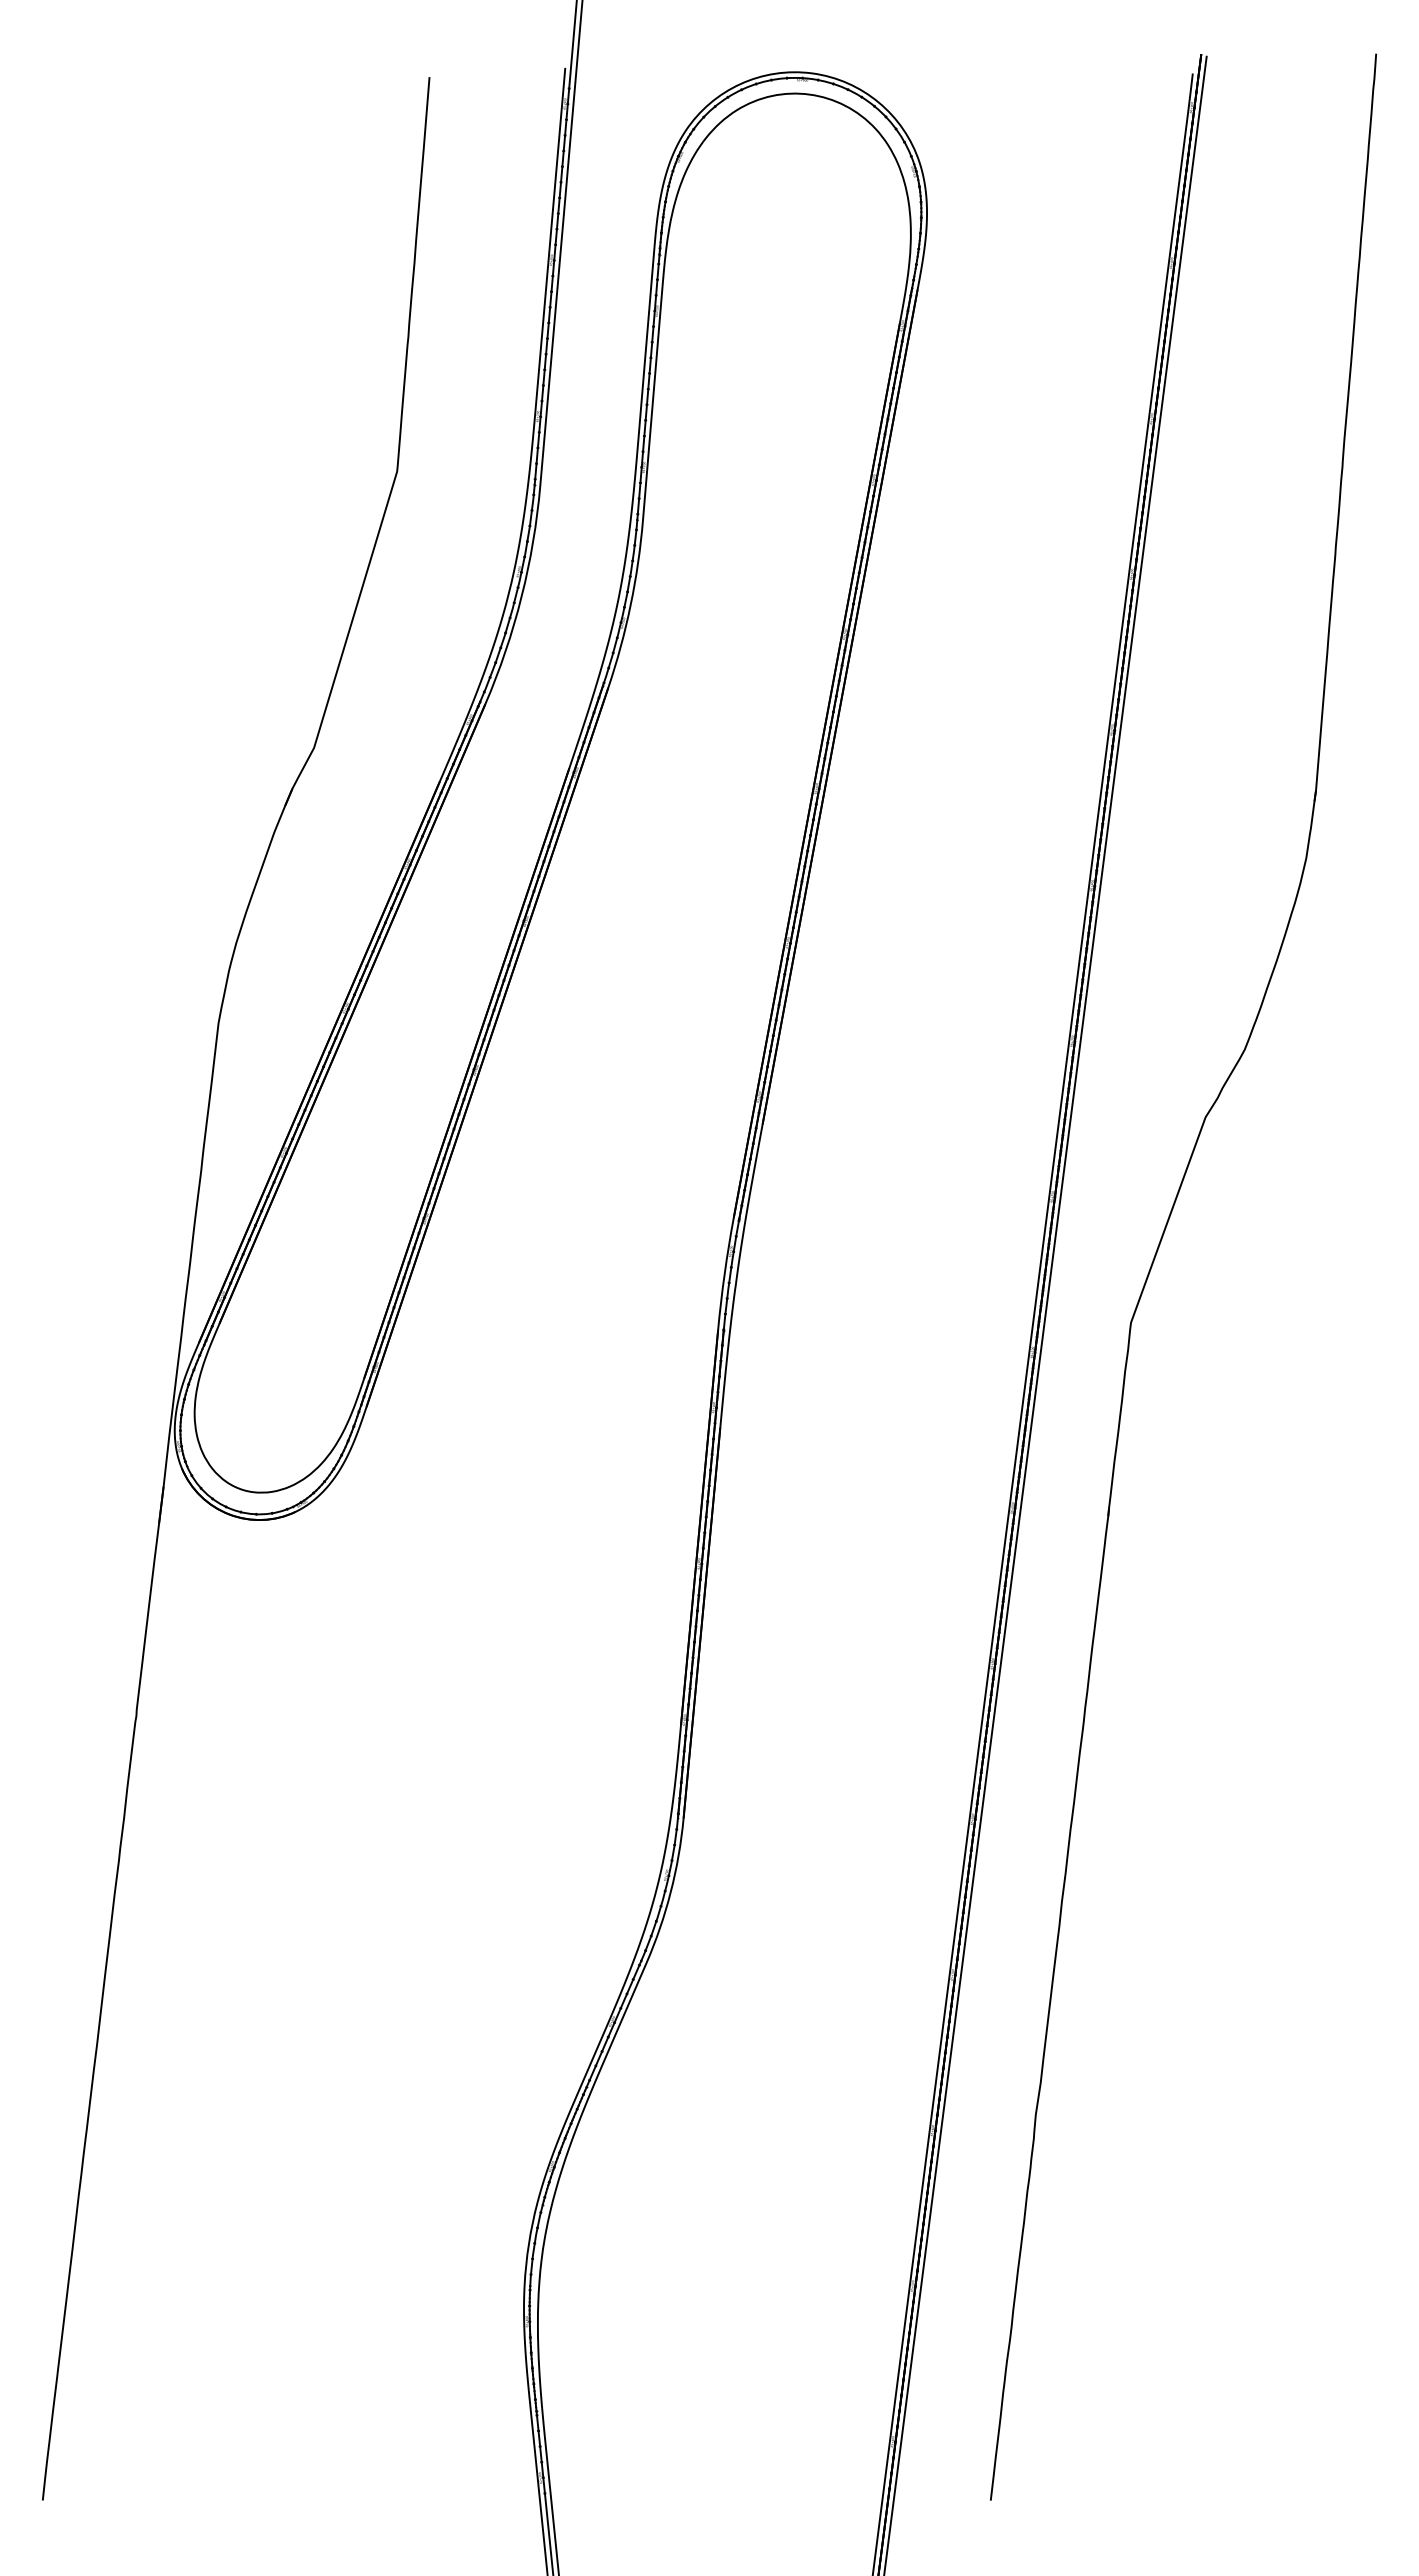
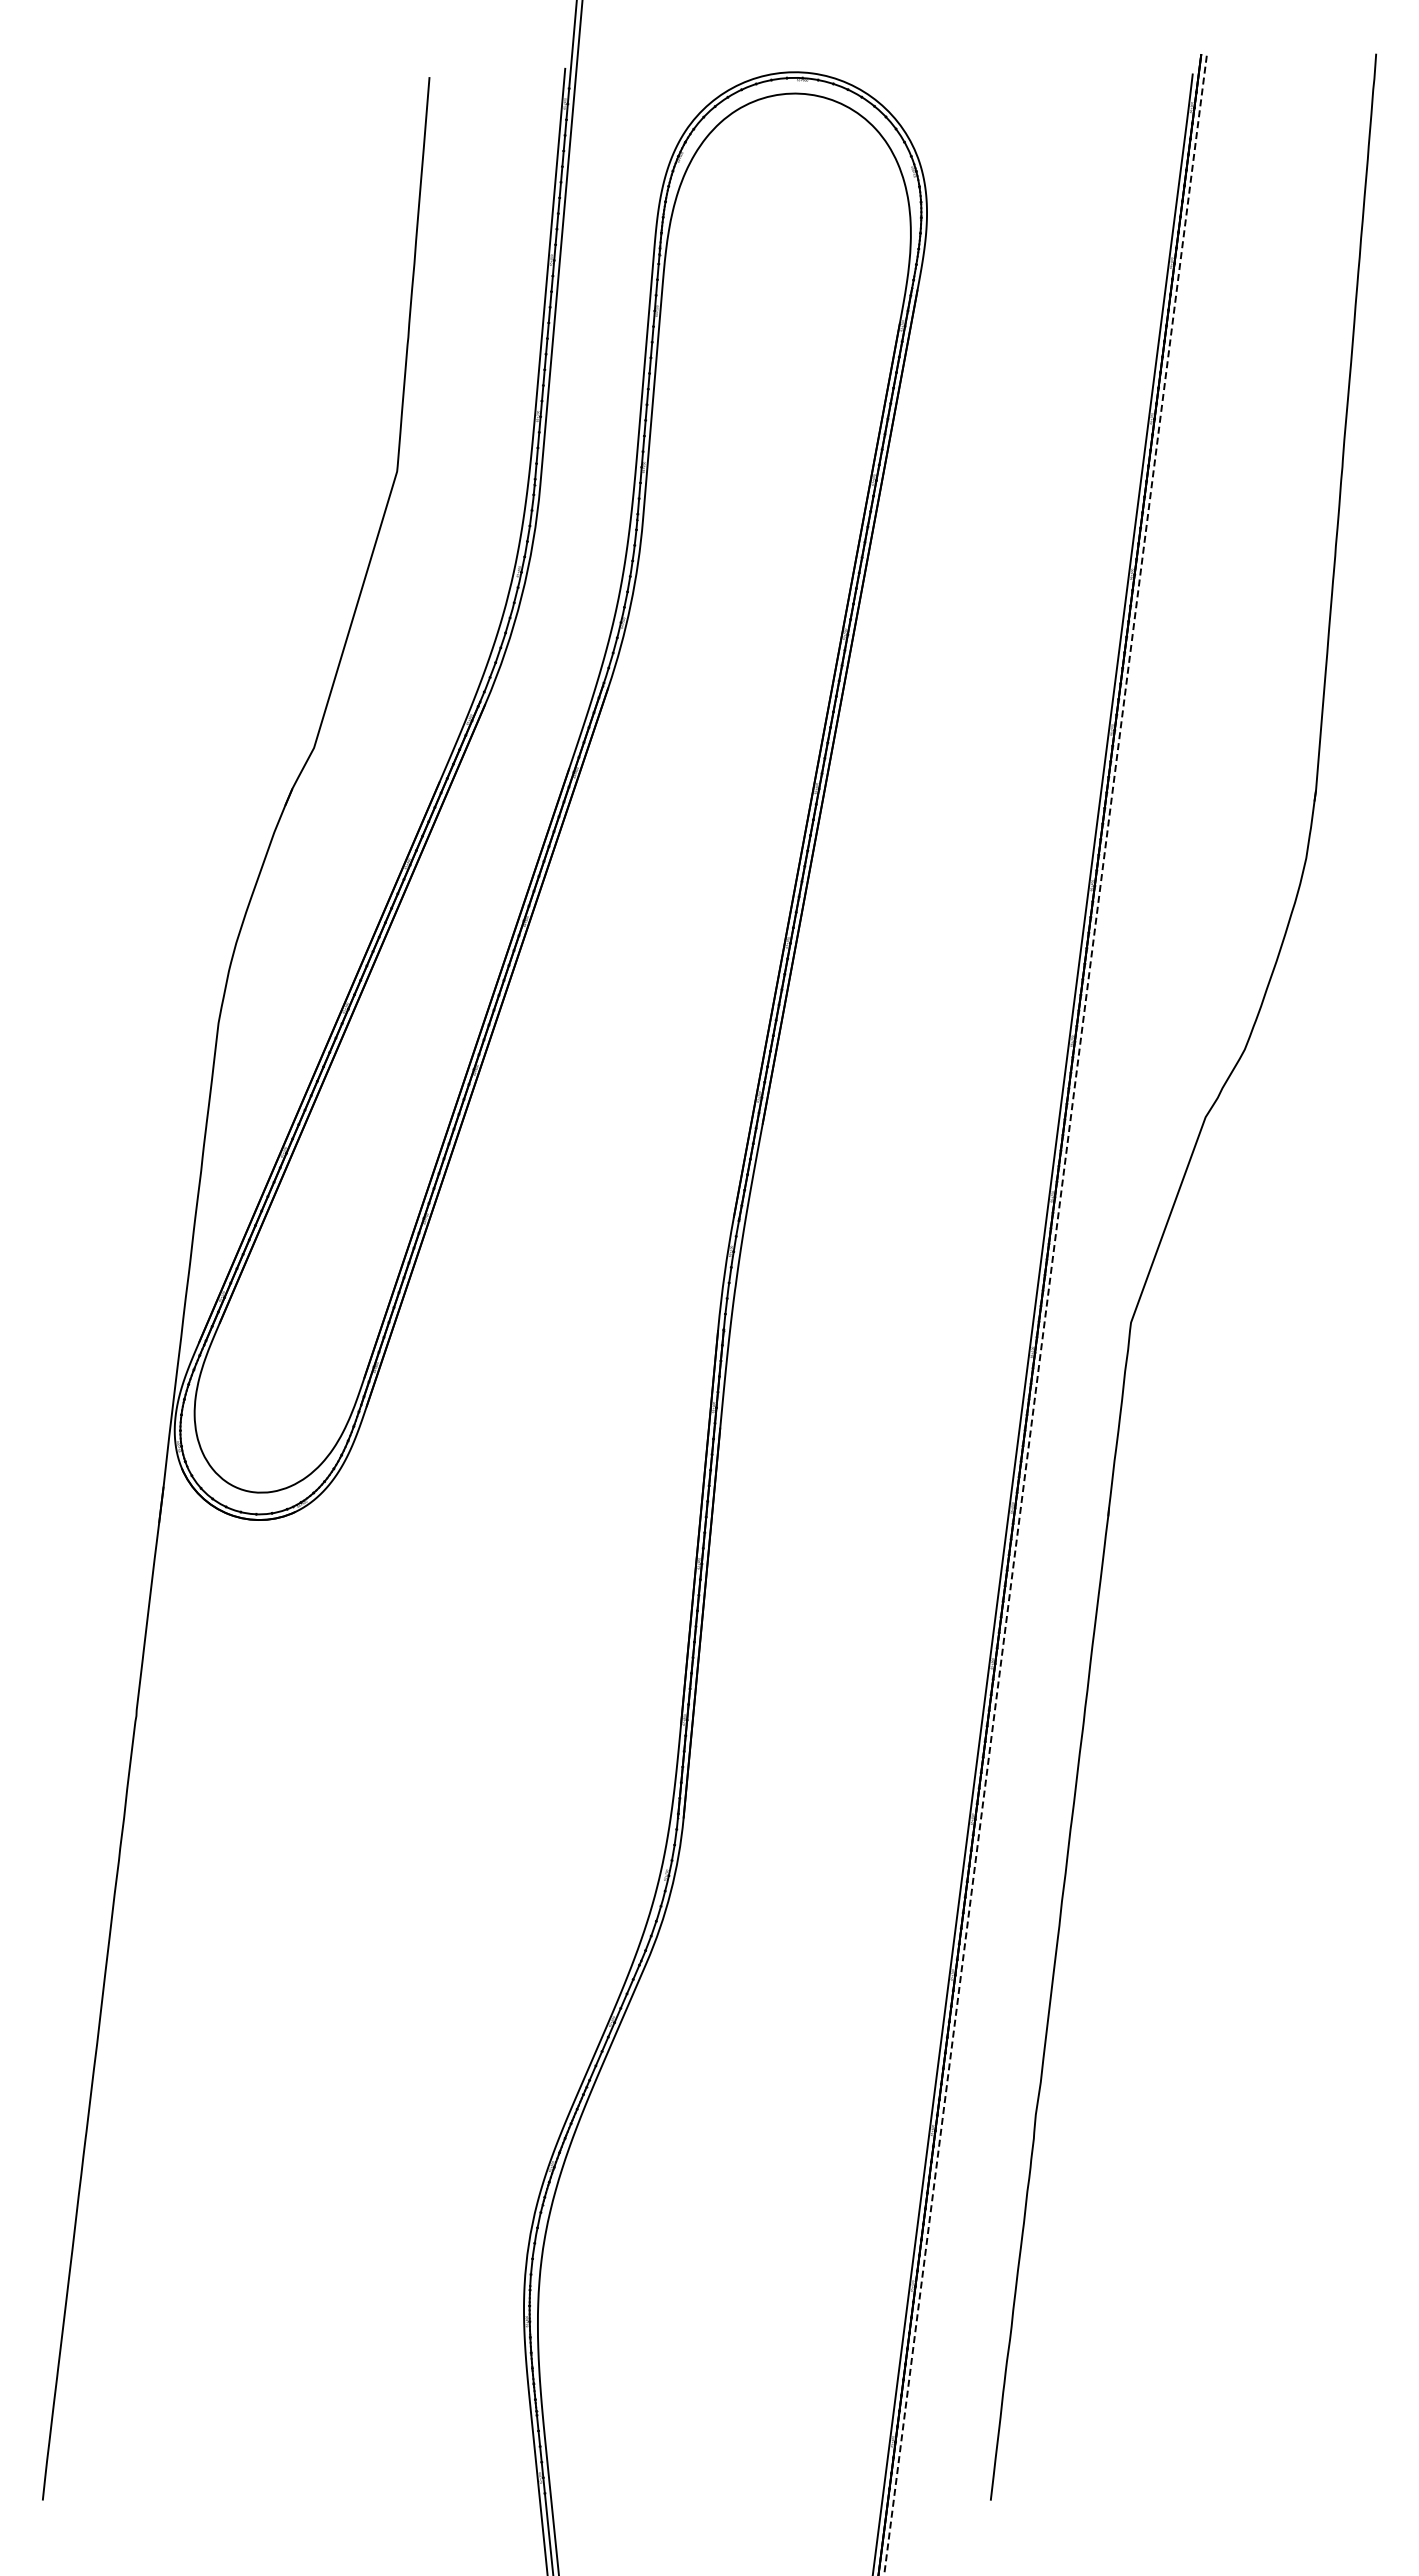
line: solid -> dashed (1045, 1316)
